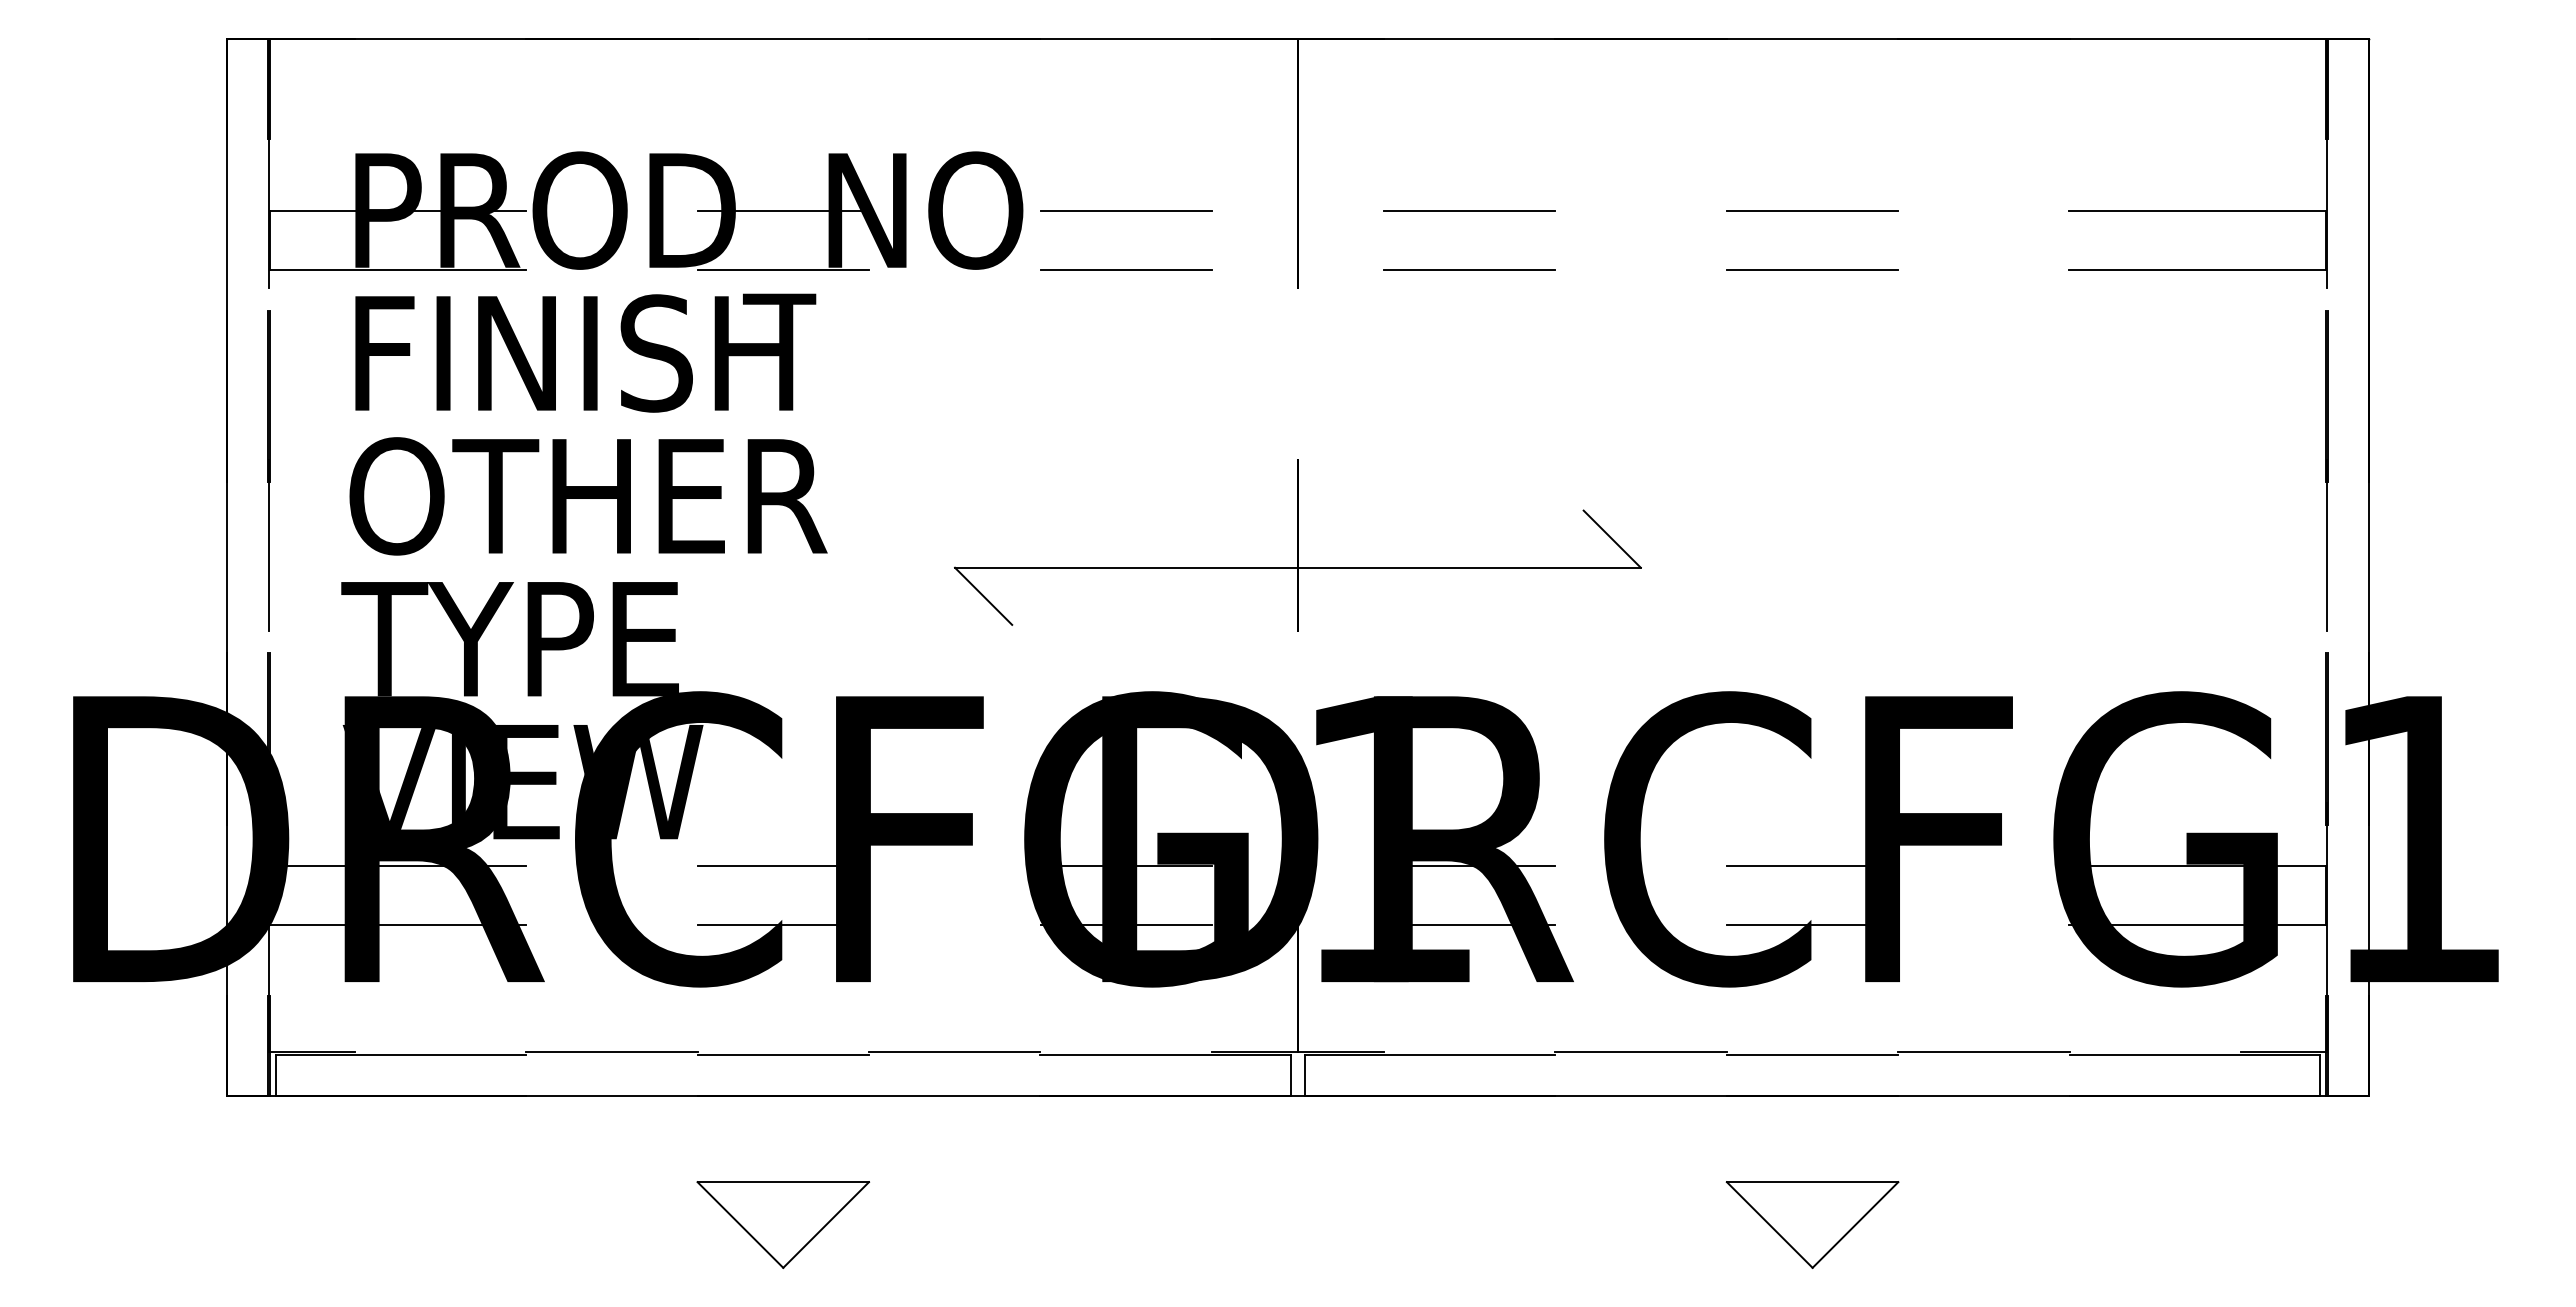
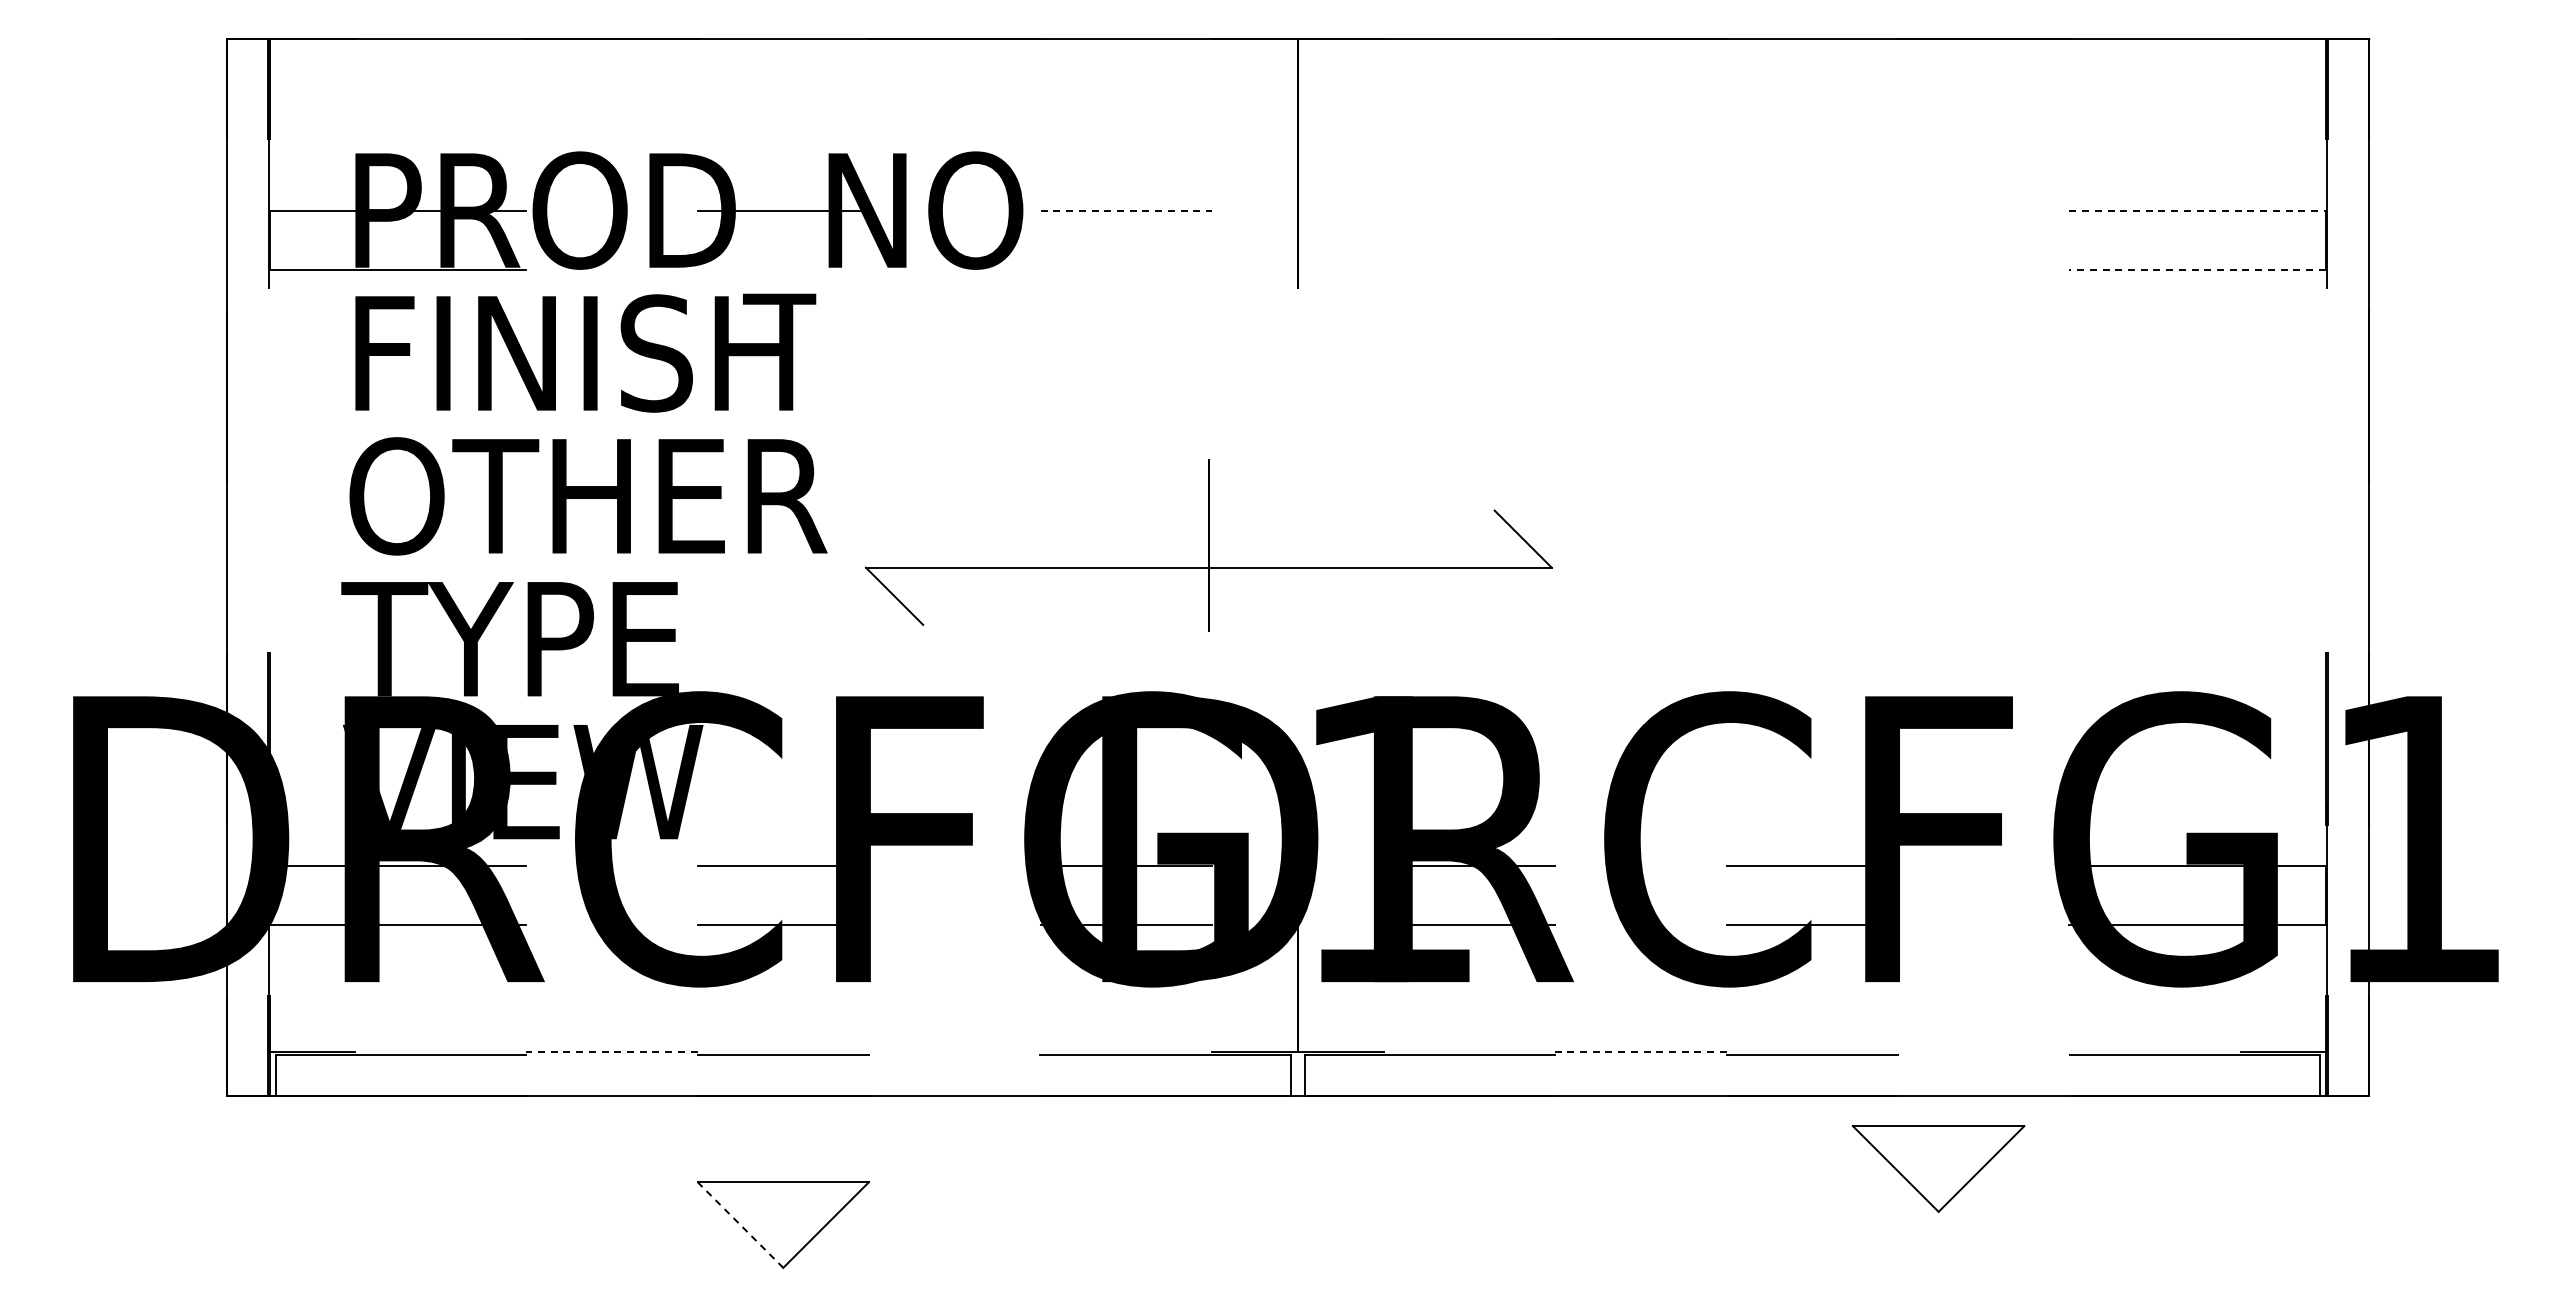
line: solid -> dashed (1126, 210)
line: present -> none (1469, 210)
line: present -> none (1812, 210)
line: solid -> dashed (2198, 210)
line: present -> none (783, 269)
line: present -> none (1126, 269)
line: present -> none (1469, 269)
line: present -> none (1812, 269)
line: solid -> dashed (2197, 269)
line: present -> none (268, 470)
line: present -> none (2326, 470)
part position: (1297, 545) -> (1208, 545) (1208, 545)
line: solid -> dashed (611, 1051)
line: present -> none (954, 1051)
line: solid -> dashed (1641, 1051)
line: present -> none (1983, 1051)
line: solid -> dashed (740, 1224)
part position: (1812, 1224) -> (1938, 1168) (1938, 1168)
